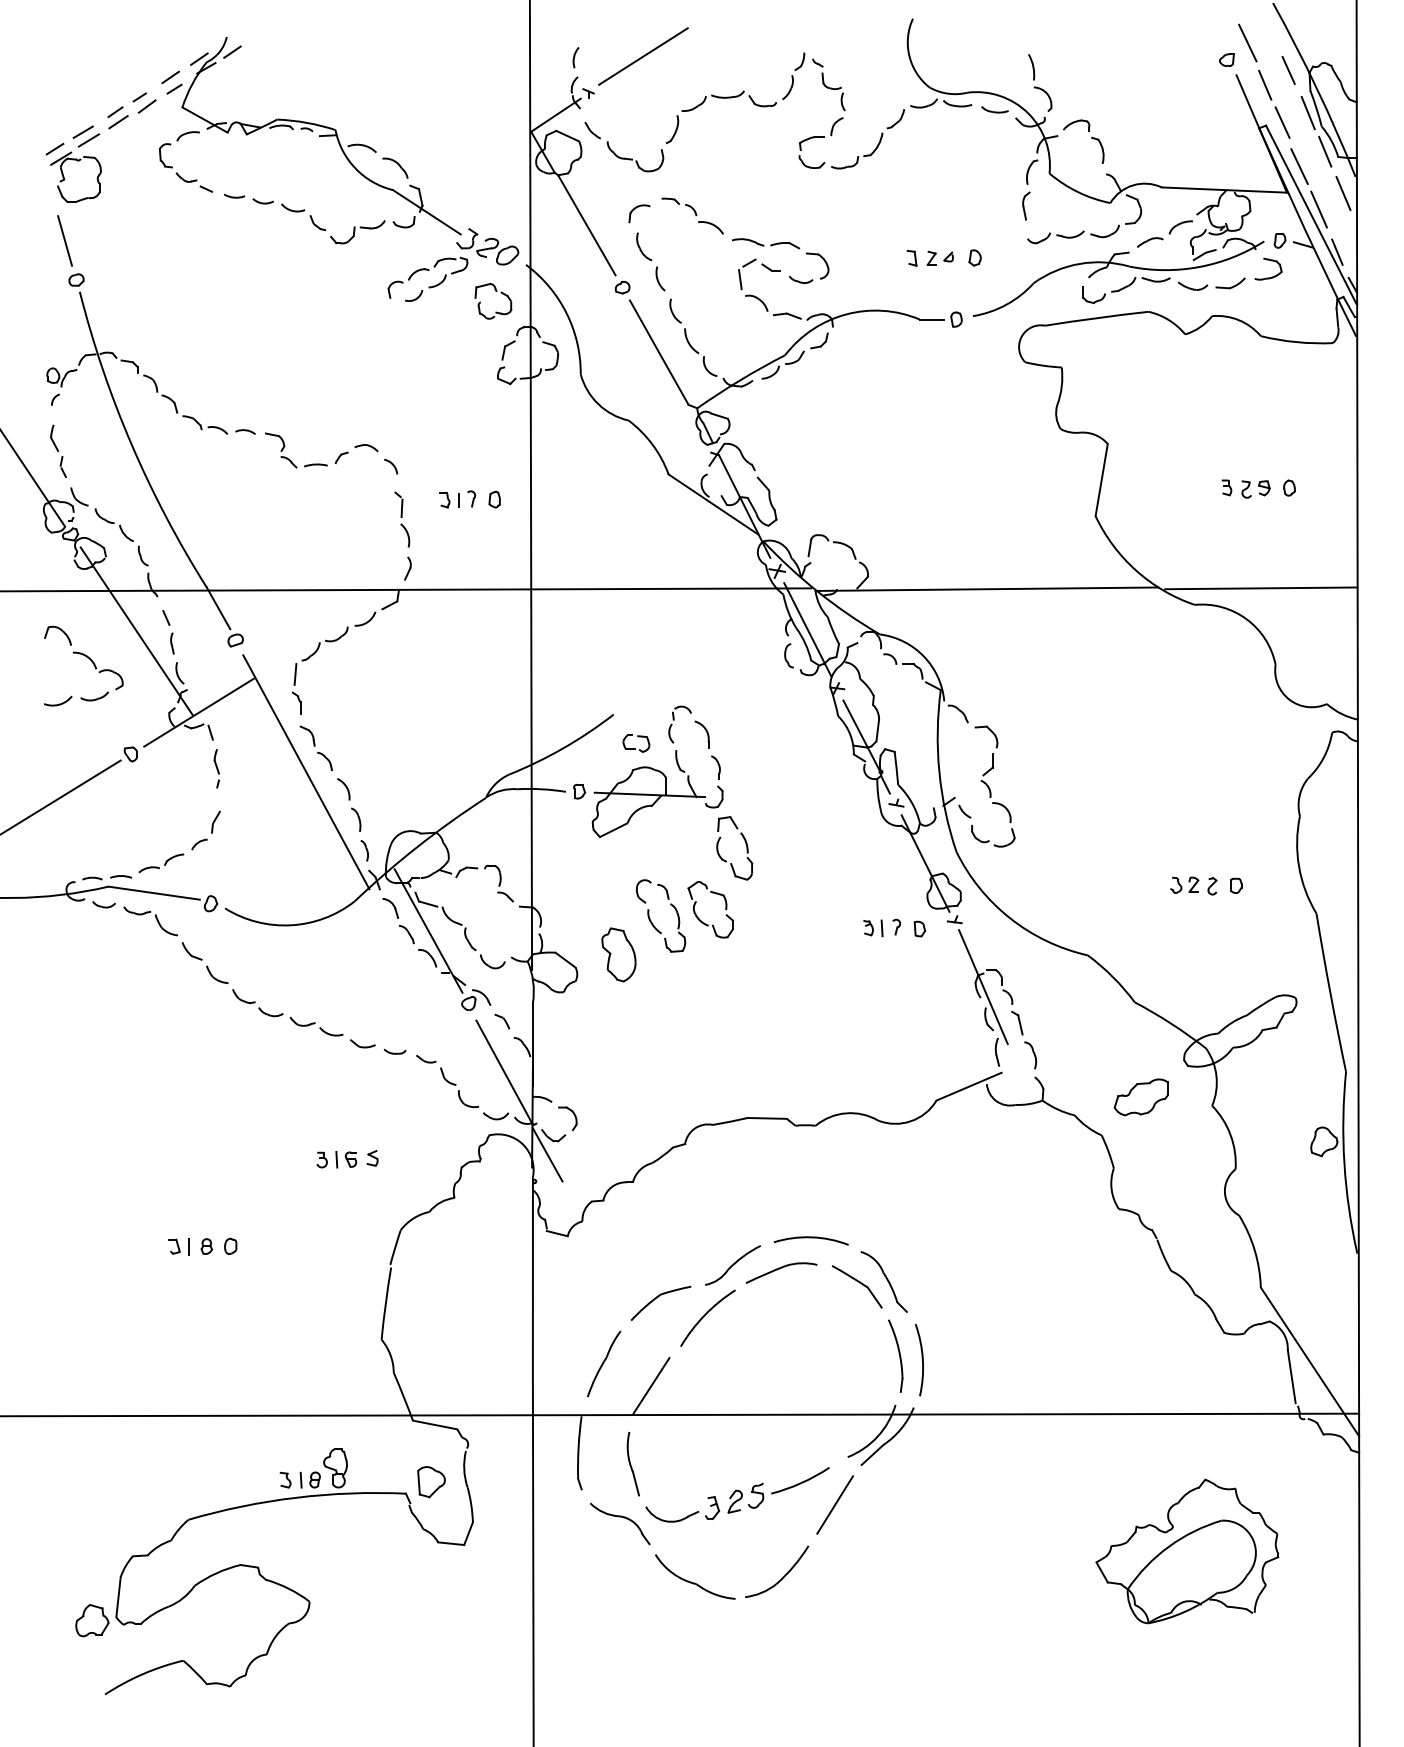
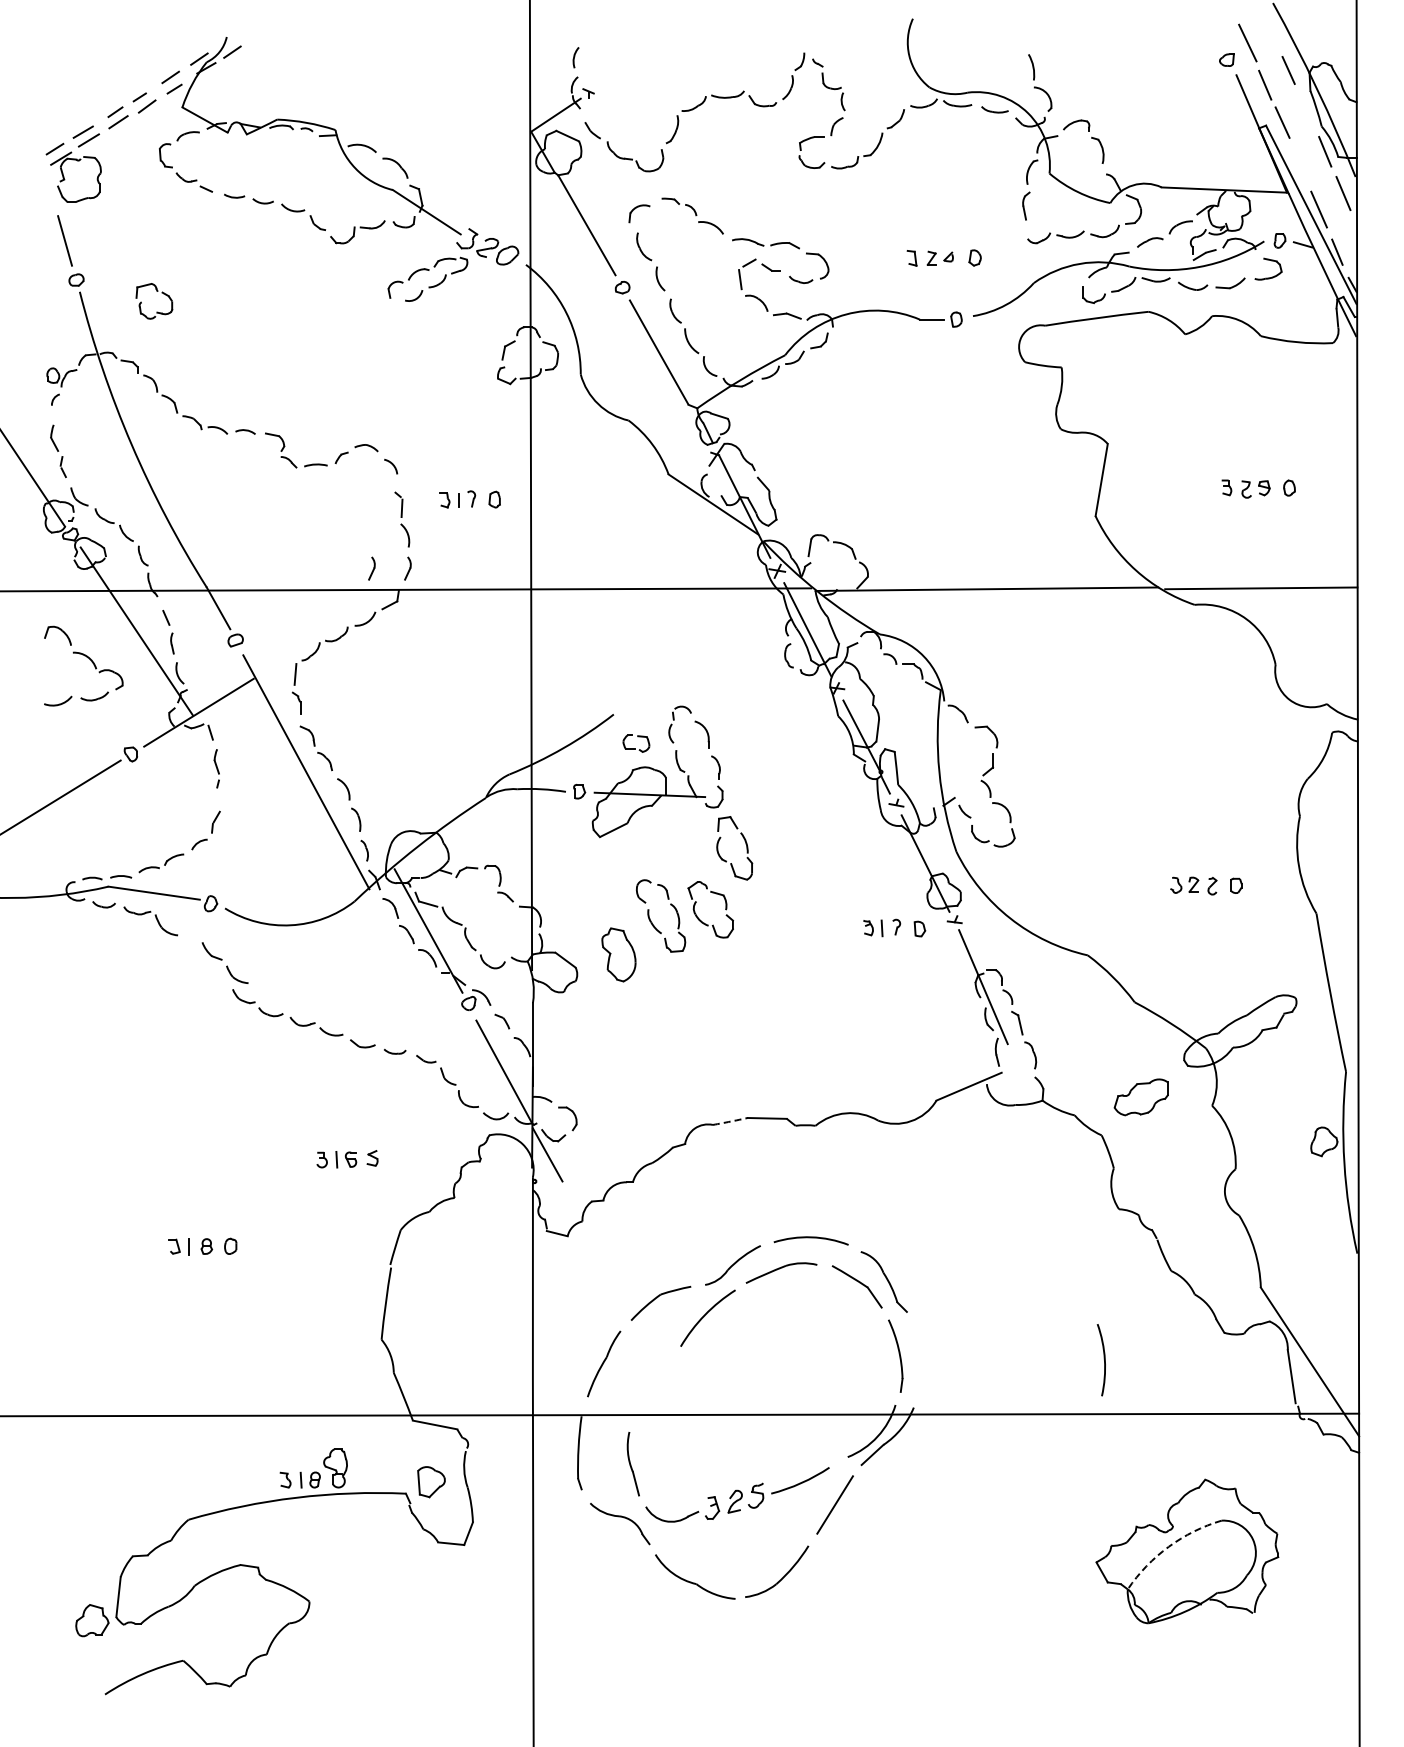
line: present -> none (643, 56)
line: present -> none (1307, 113)
line: present -> none (1299, 166)
part position: (495, 291) -> (156, 291) (156, 291)
part: none -> present (371, 568)
part position: (204, 962) -> (224, 962) (224, 962)
arc: solid -> dashed (730, 1121)
arc position: (921, 1359) -> (1103, 1359) (1103, 1359)
line: present -> none (650, 1386)
arc: solid -> dashed (1168, 1546)
